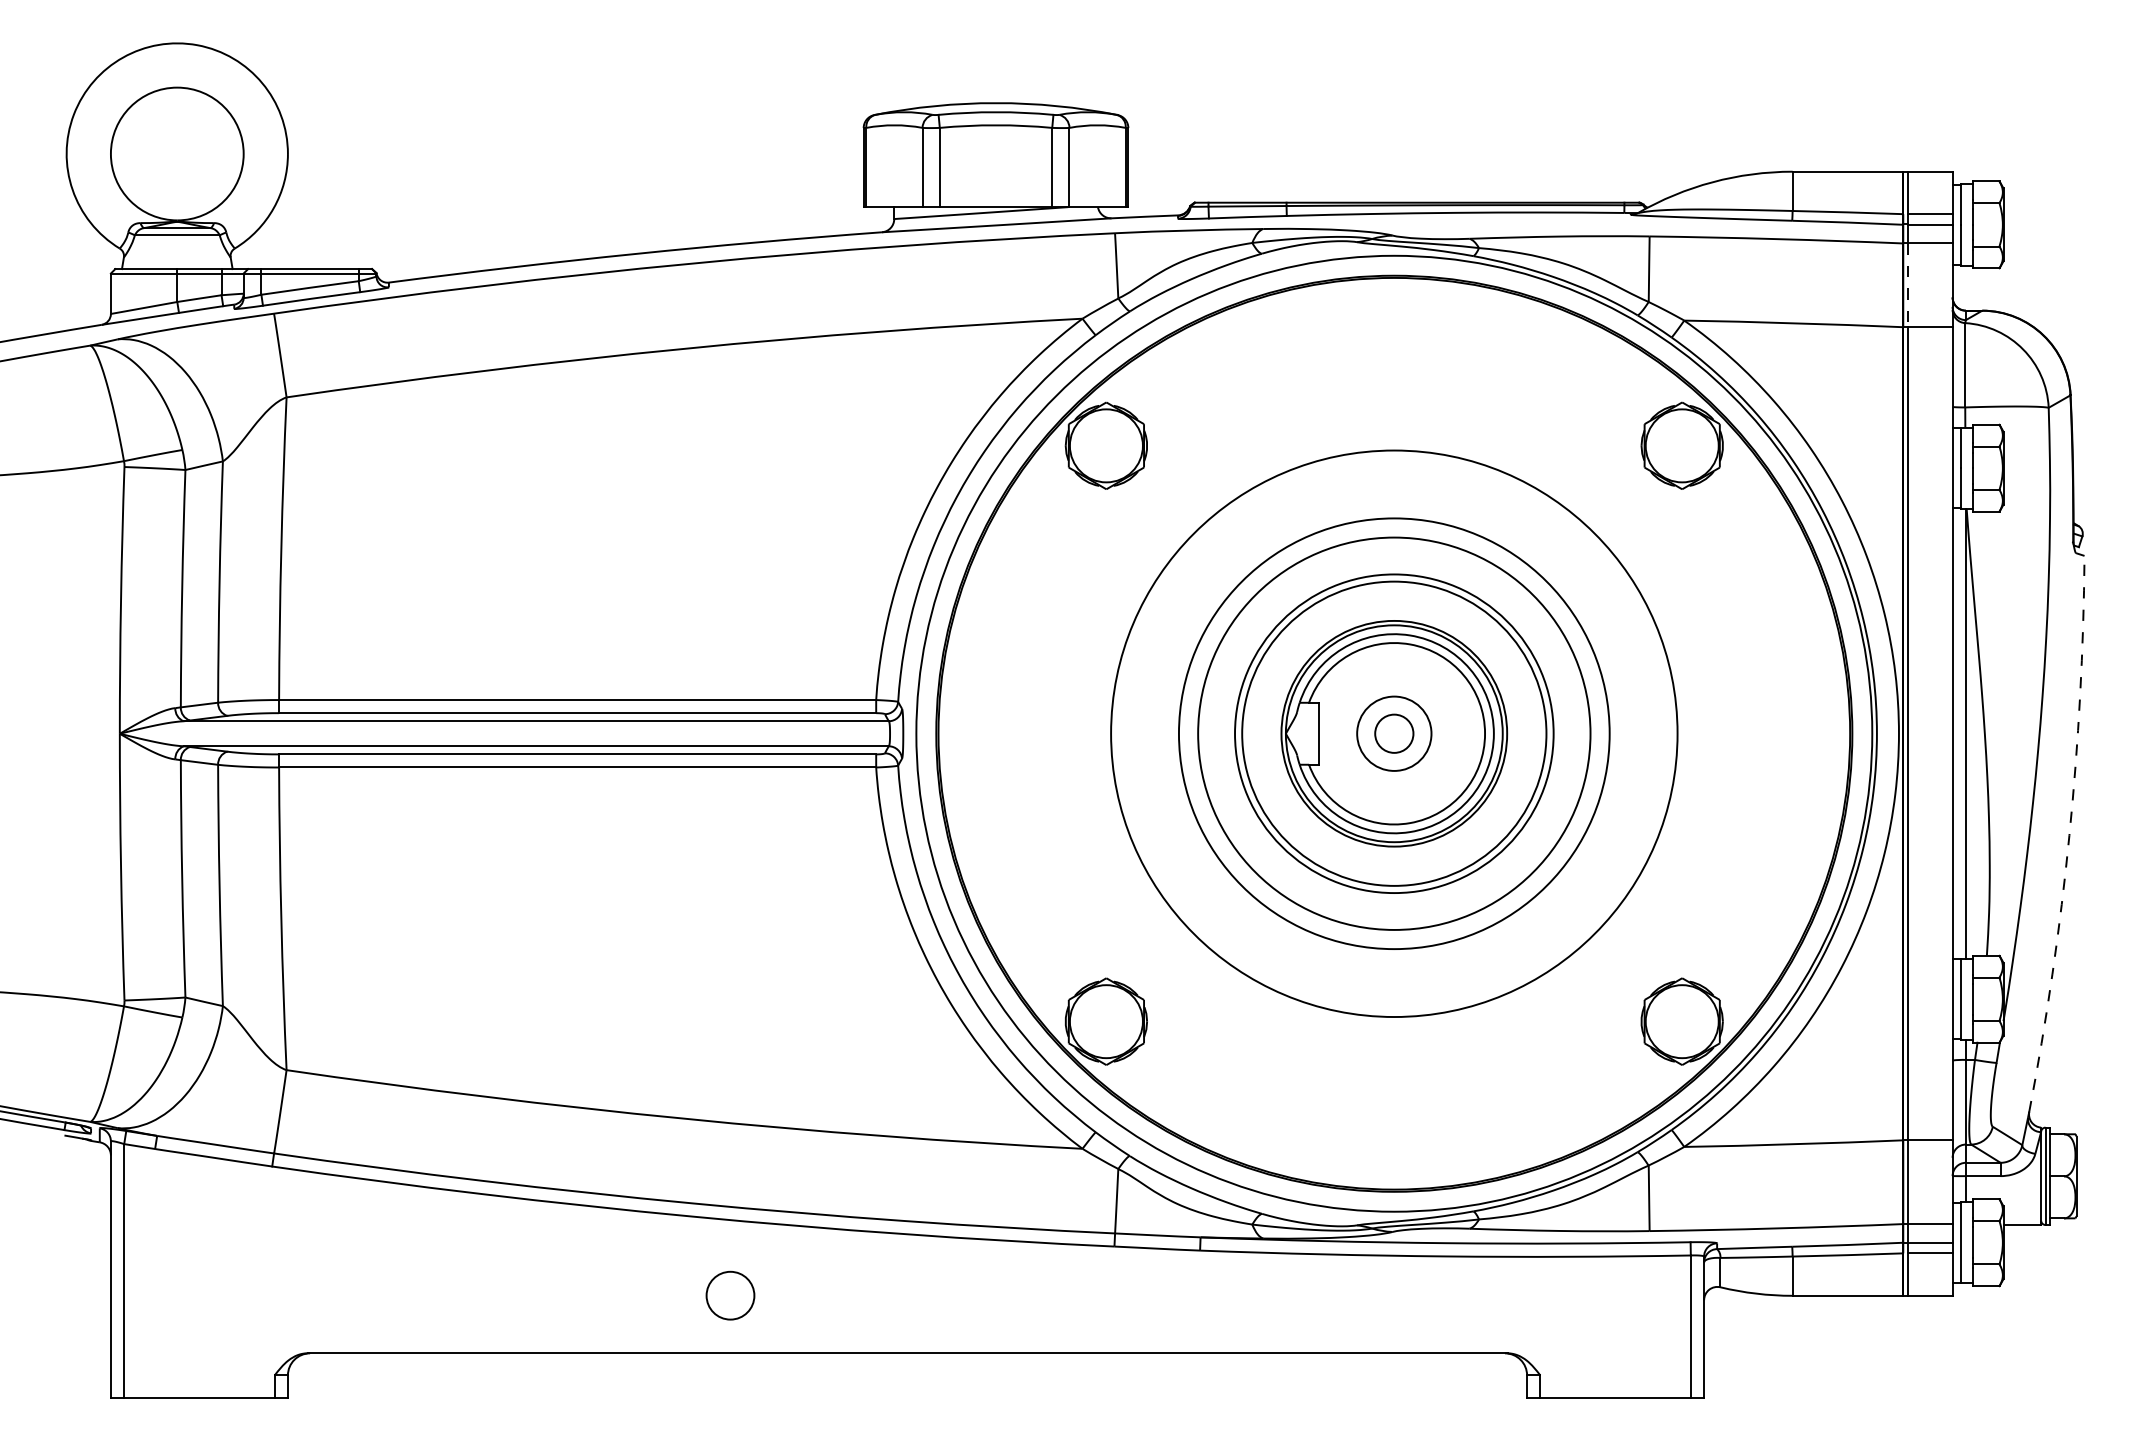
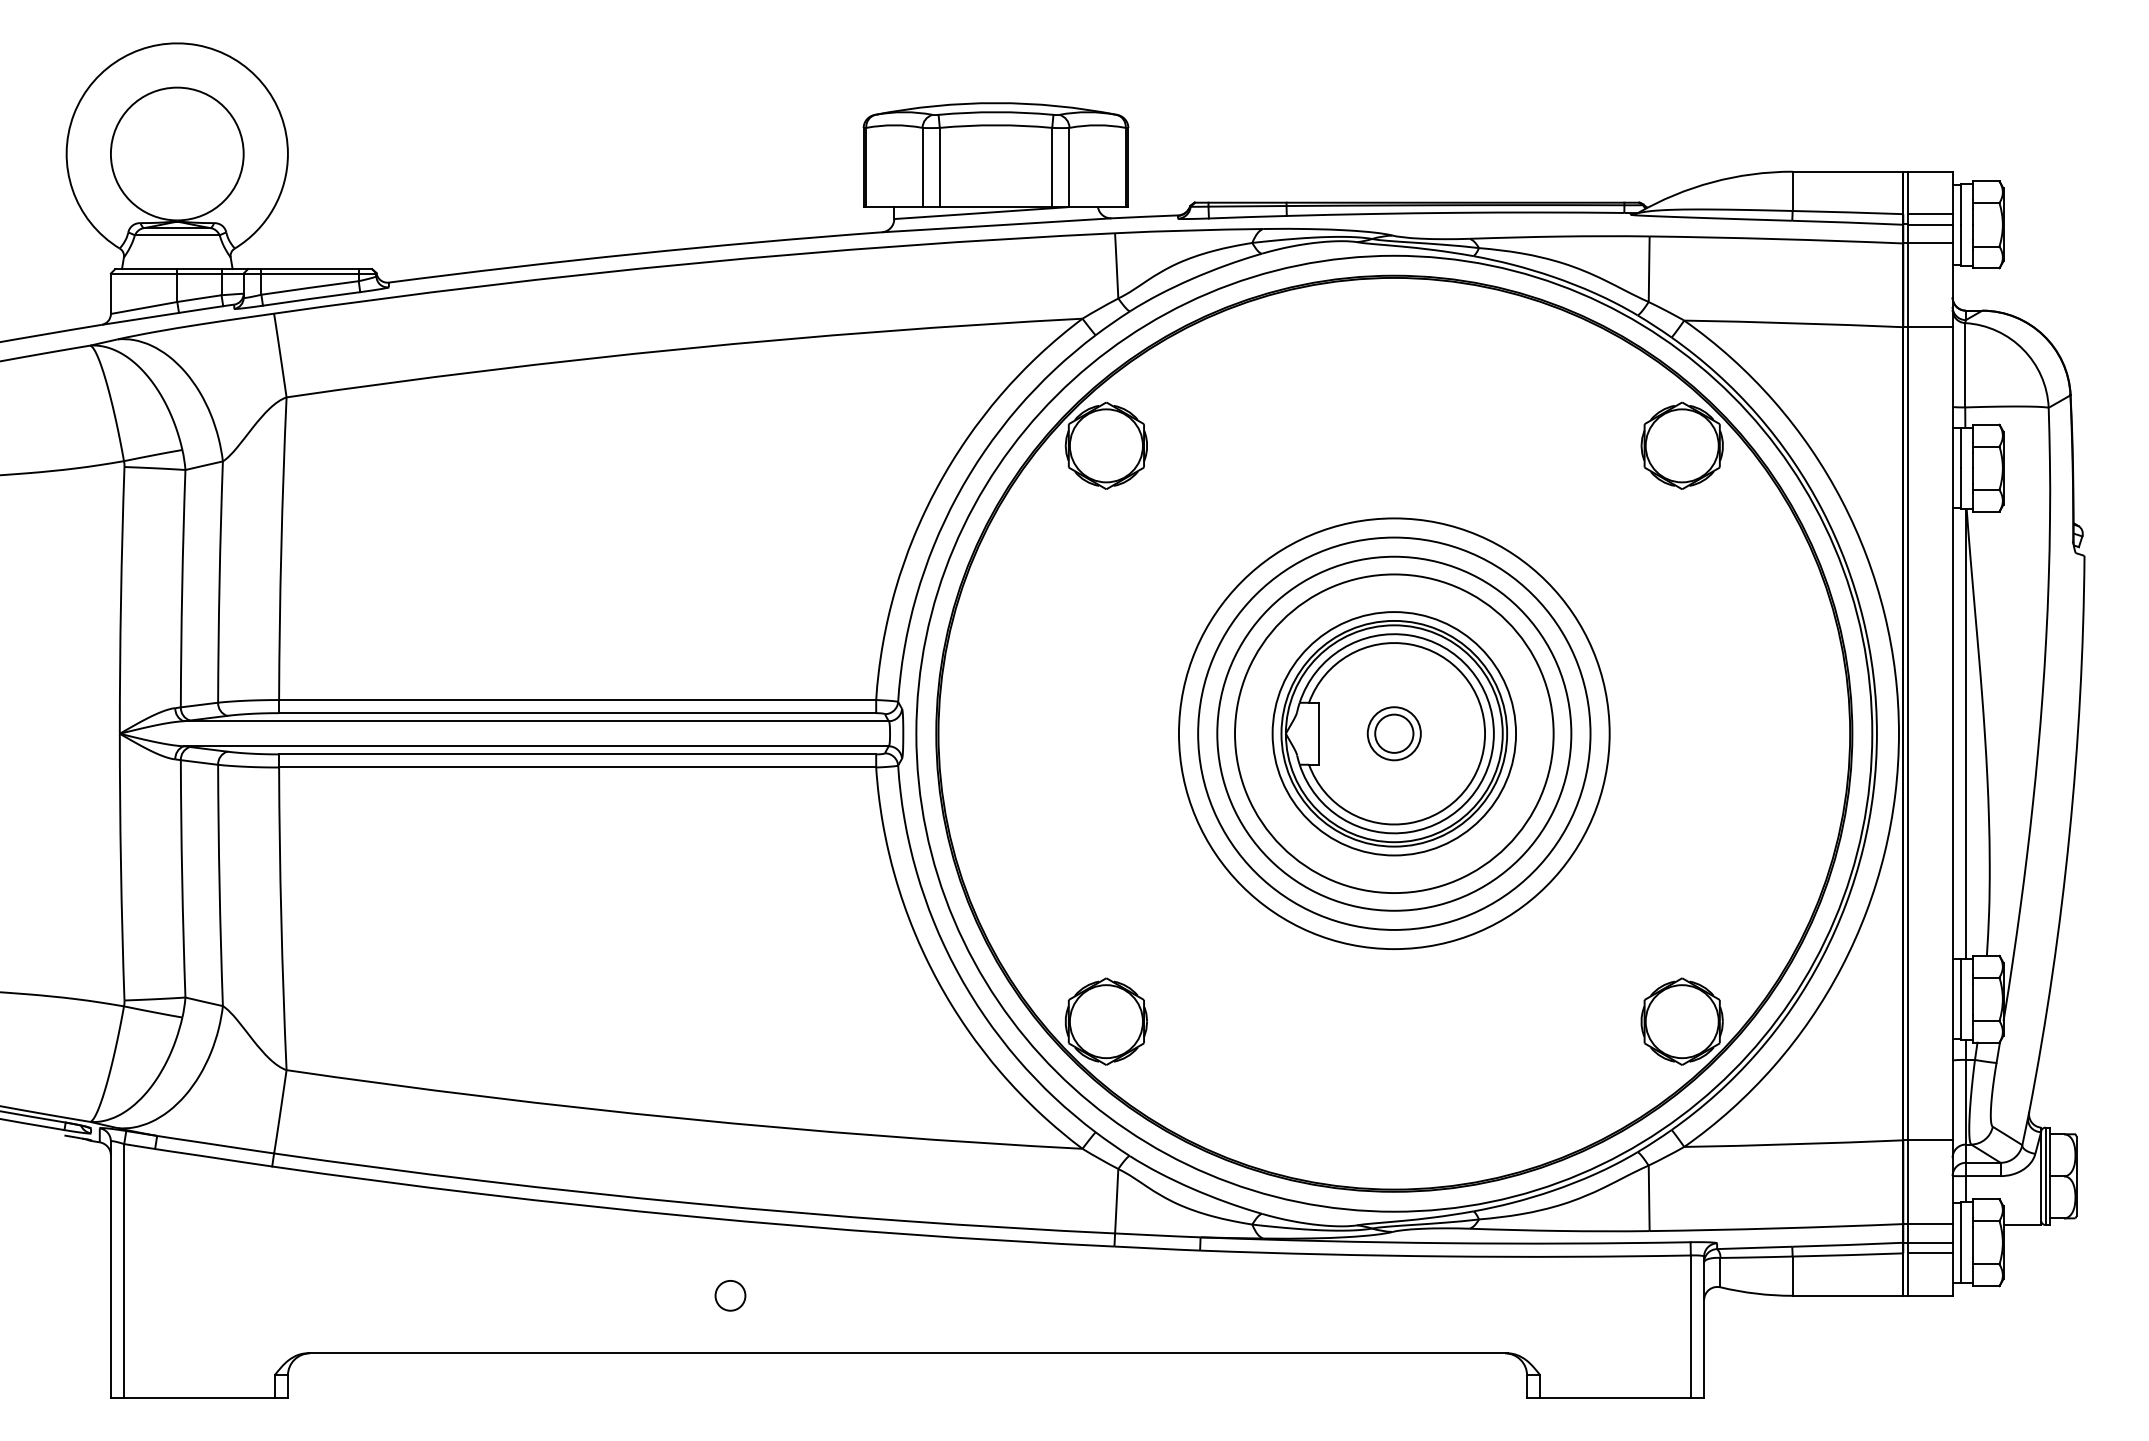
line: dashed -> solid (1908, 285)
circle diameter: 304 px -> 243 px (1394, 733)
circle diameter: 566 px -> 354 px (1394, 733)
circle diameter: 74 px -> 53 px (1393, 733)
arc: dashed -> solid (2069, 835)
circle size: 51x51 px -> 33x32 px (730, 1295)
